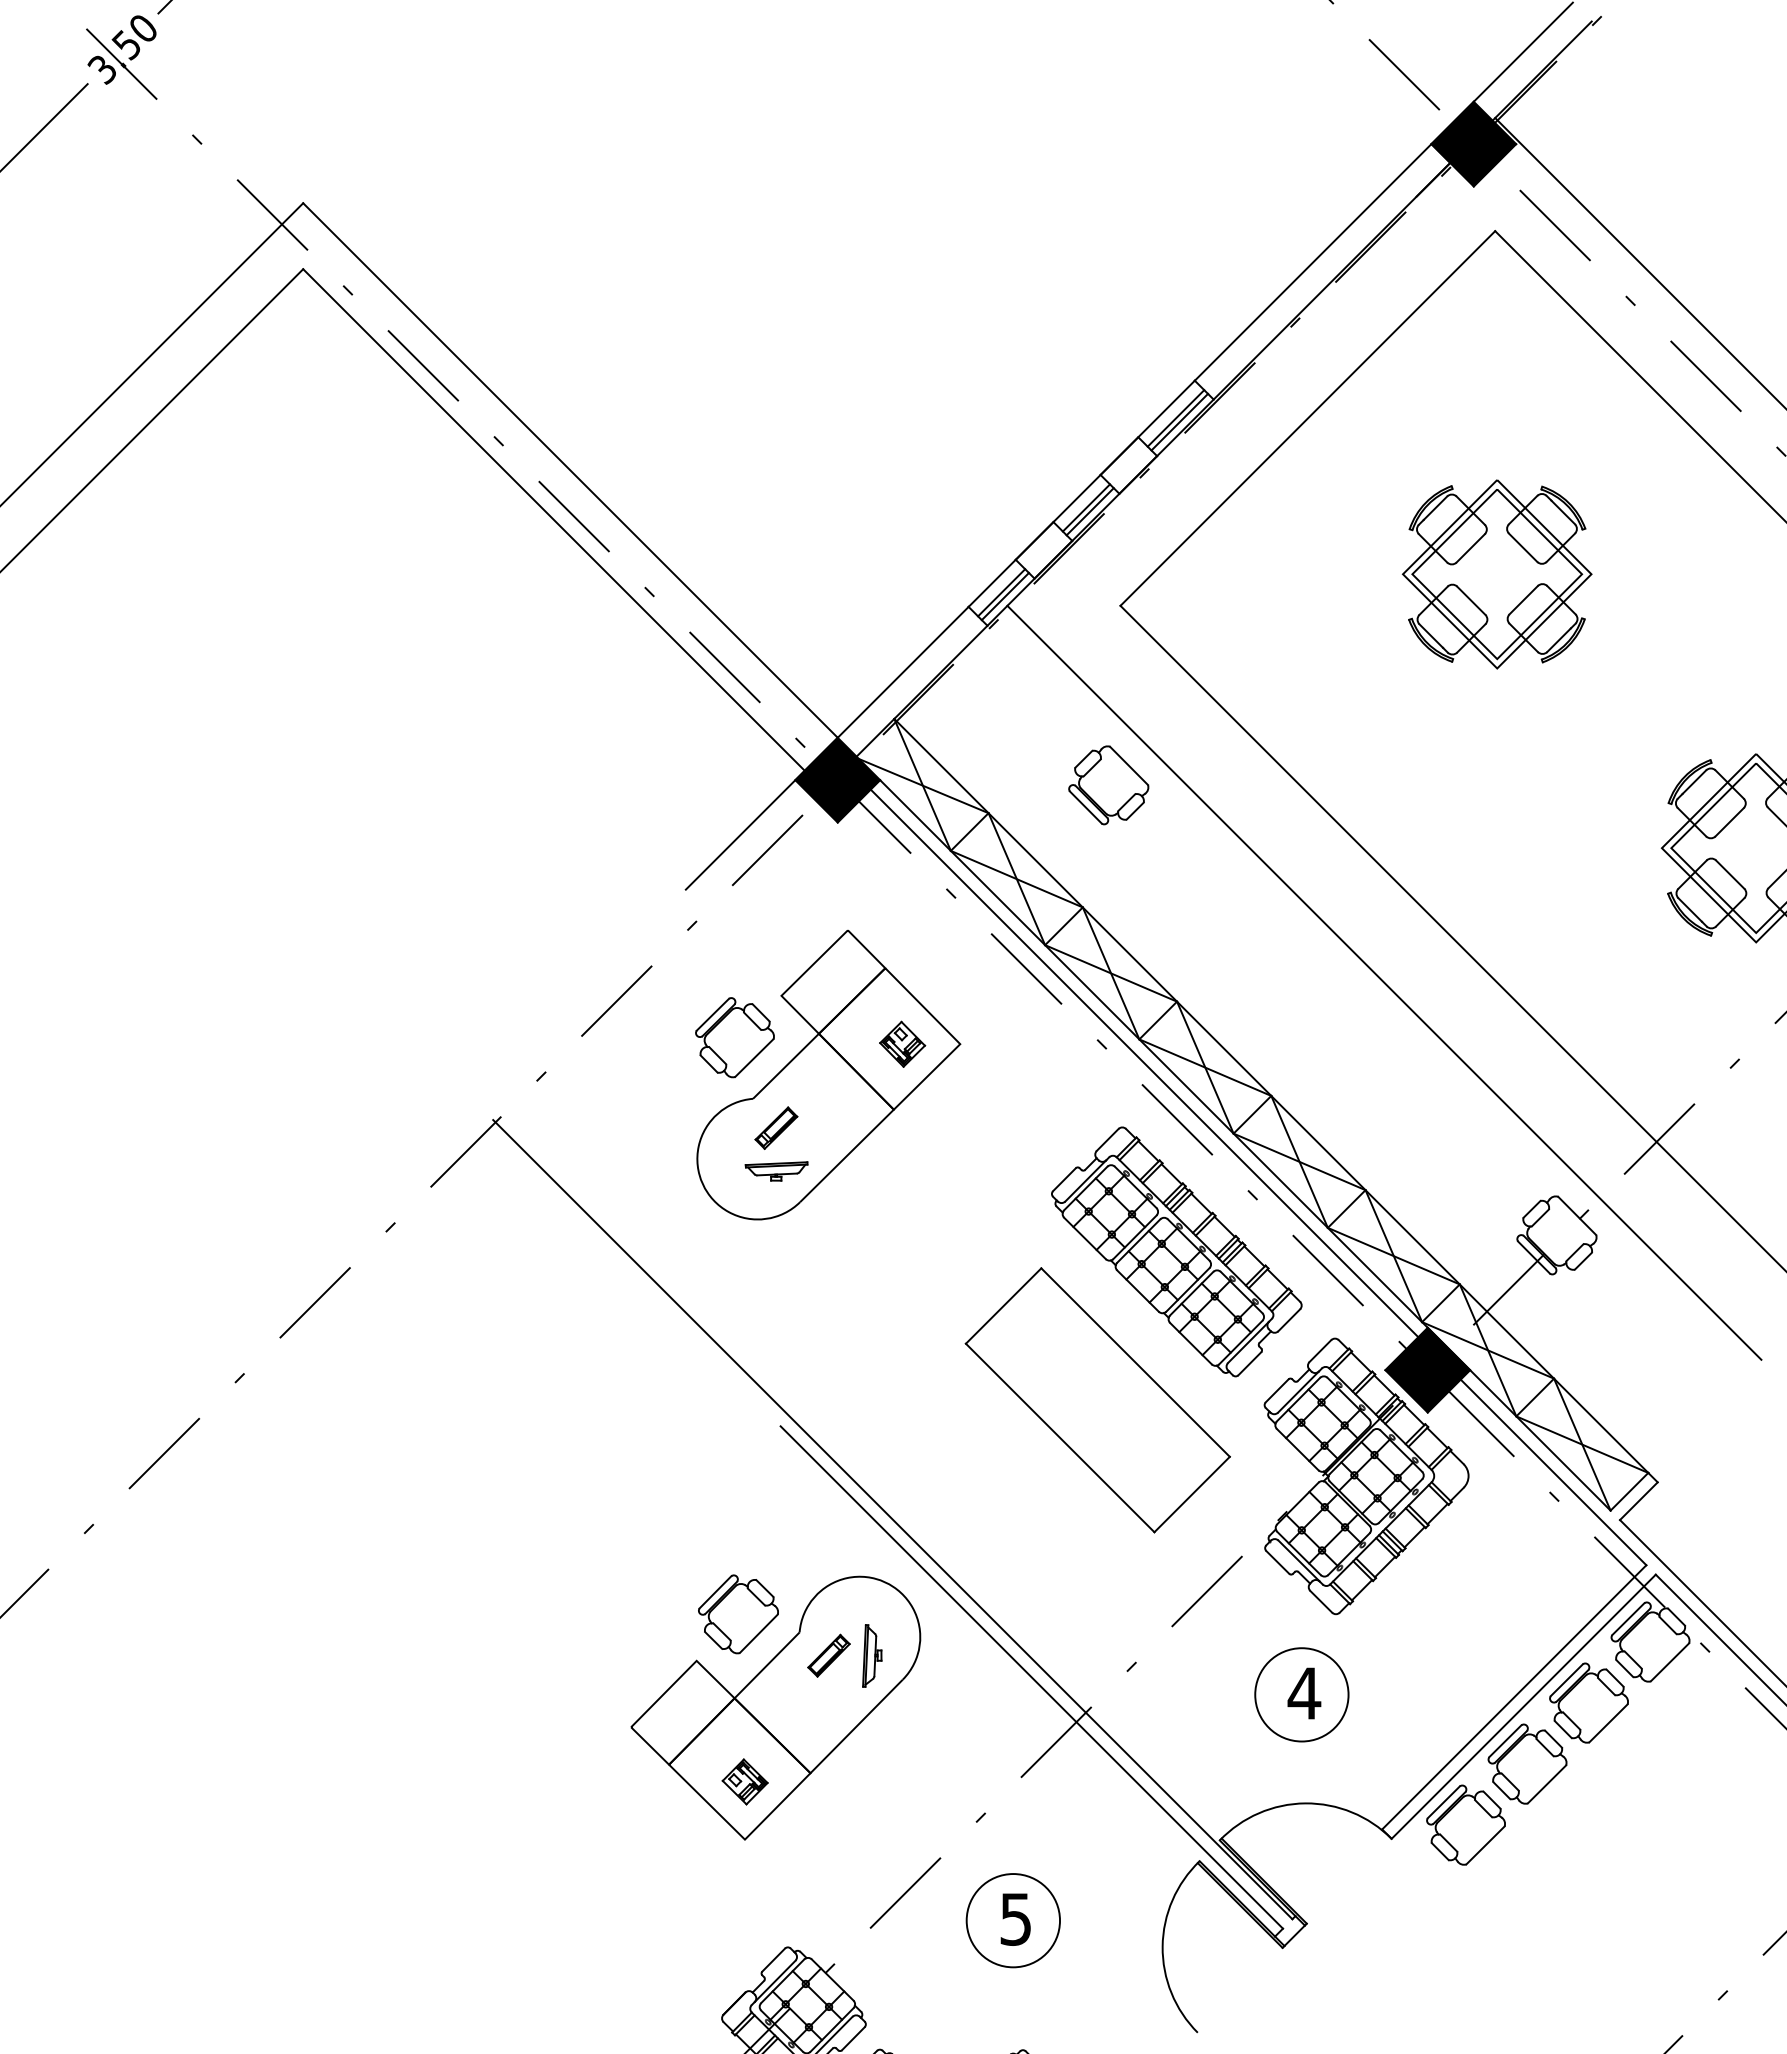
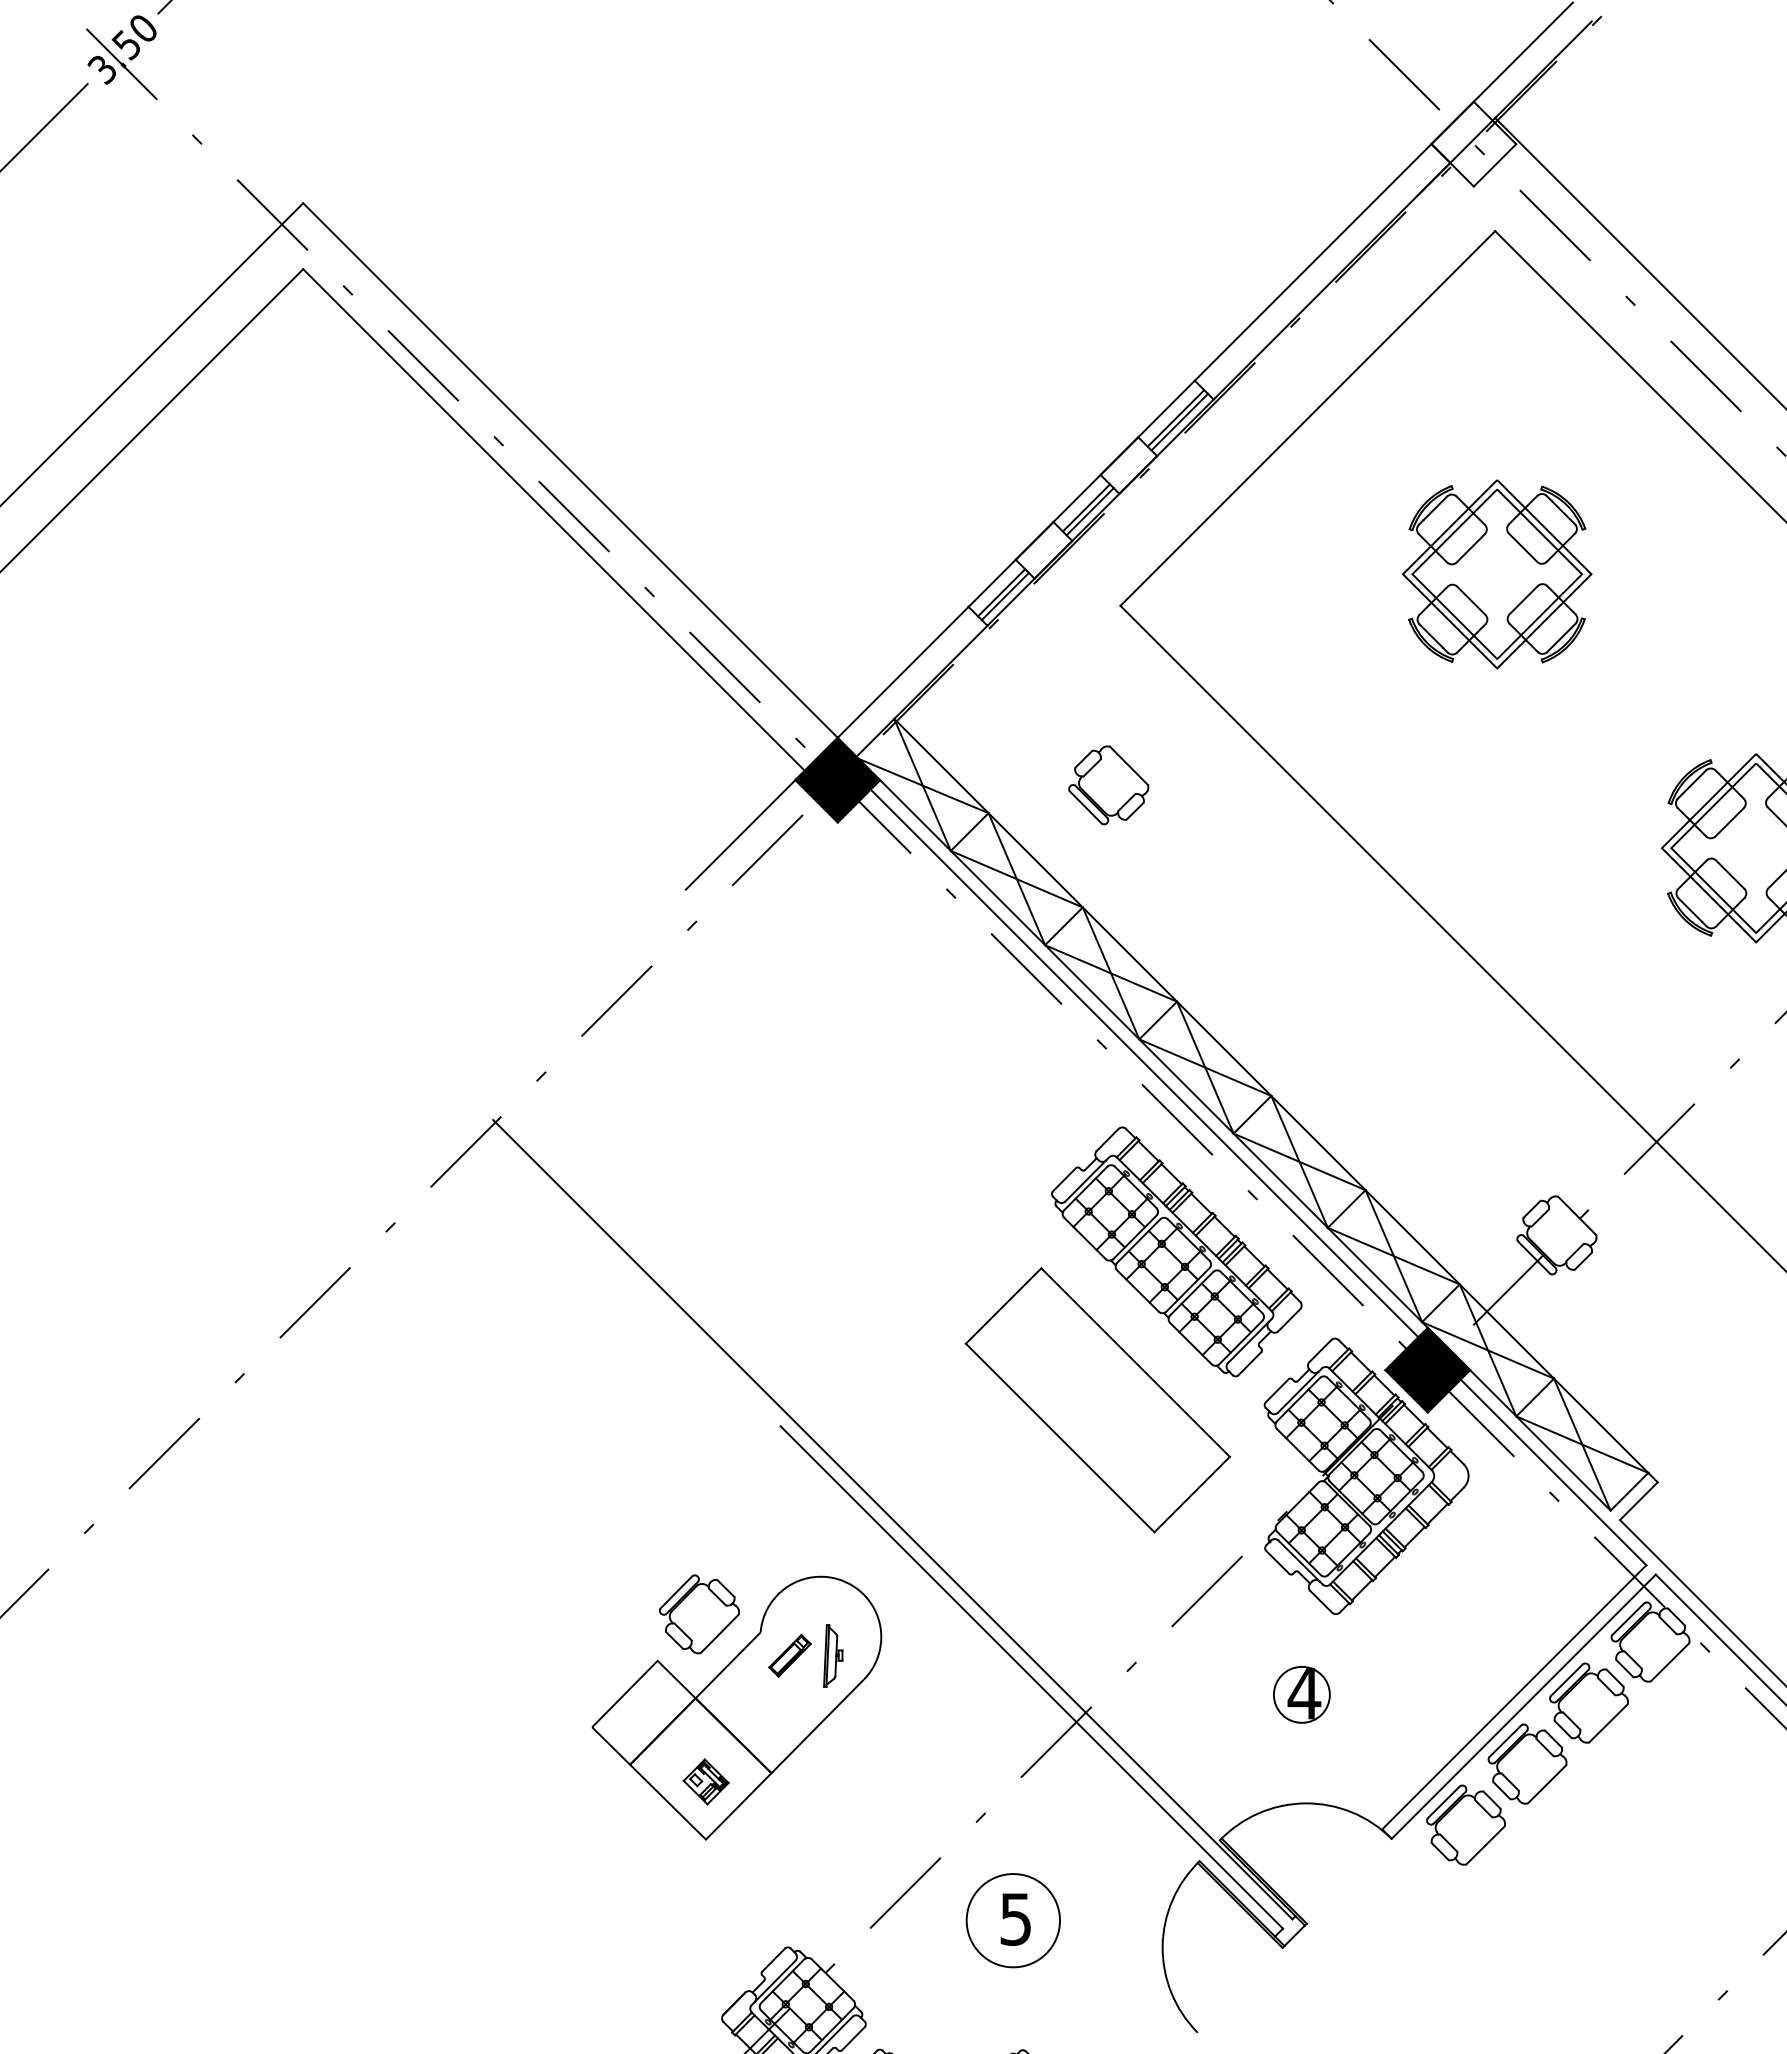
fill: present -> none (1473, 143)
line: present -> none (1384, 982)
part: present -> none (828, 1074)
circle diameter: 93 px -> 56 px (1301, 1694)
part position: (775, 1707) -> (736, 1707) (736, 1707)
